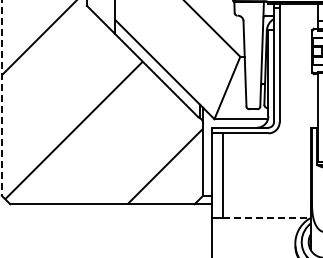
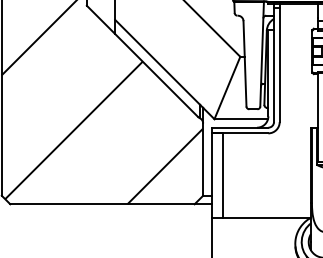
line: dashed -> solid (1, 98)
line: dashed -> solid (266, 218)
